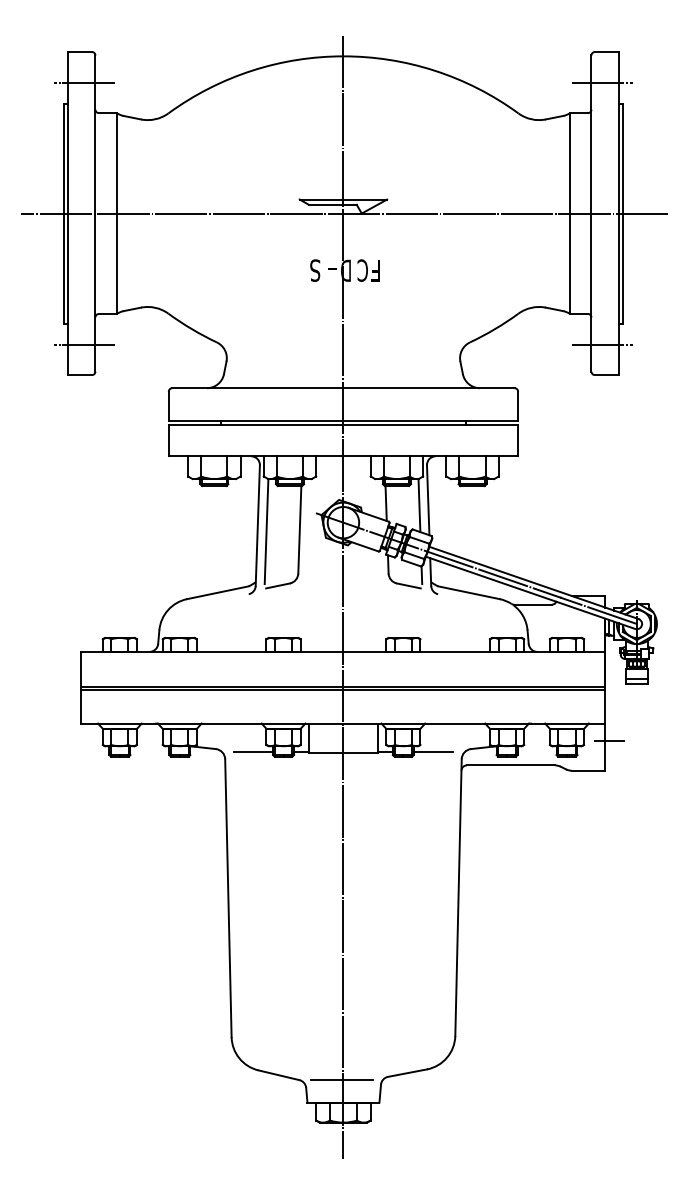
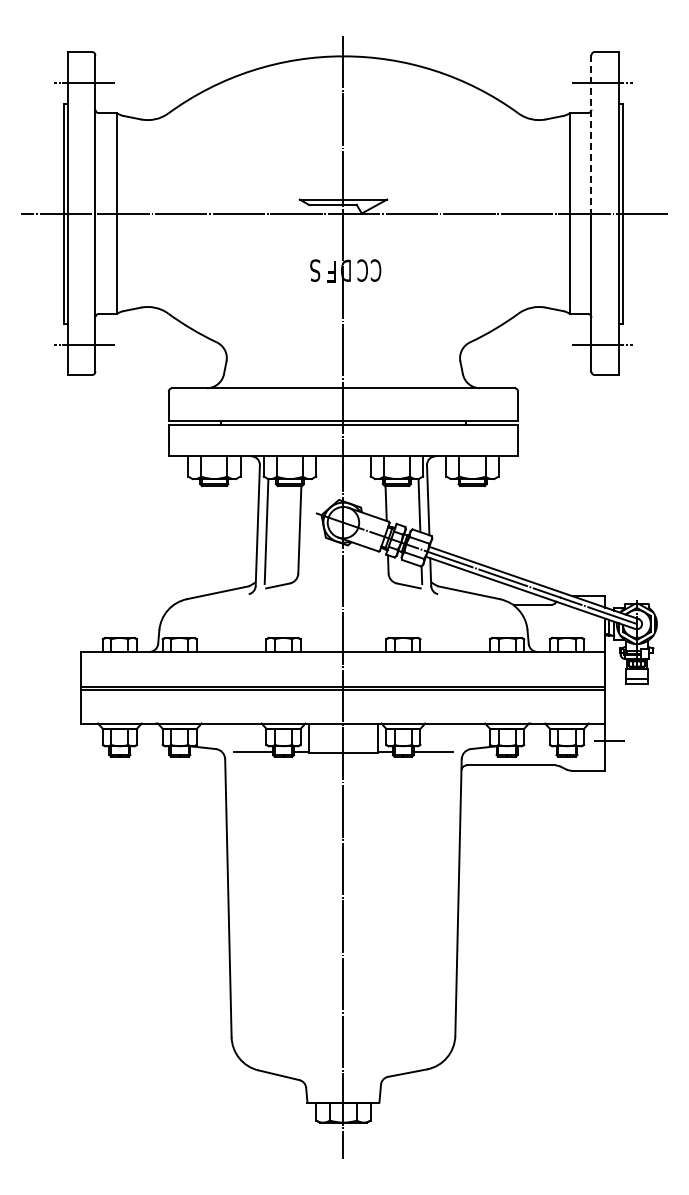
line: solid -> dashed (591, 134)
text: F -> C (375, 270)
text: - -> F (331, 271)
line: present -> none (342, 1079)
